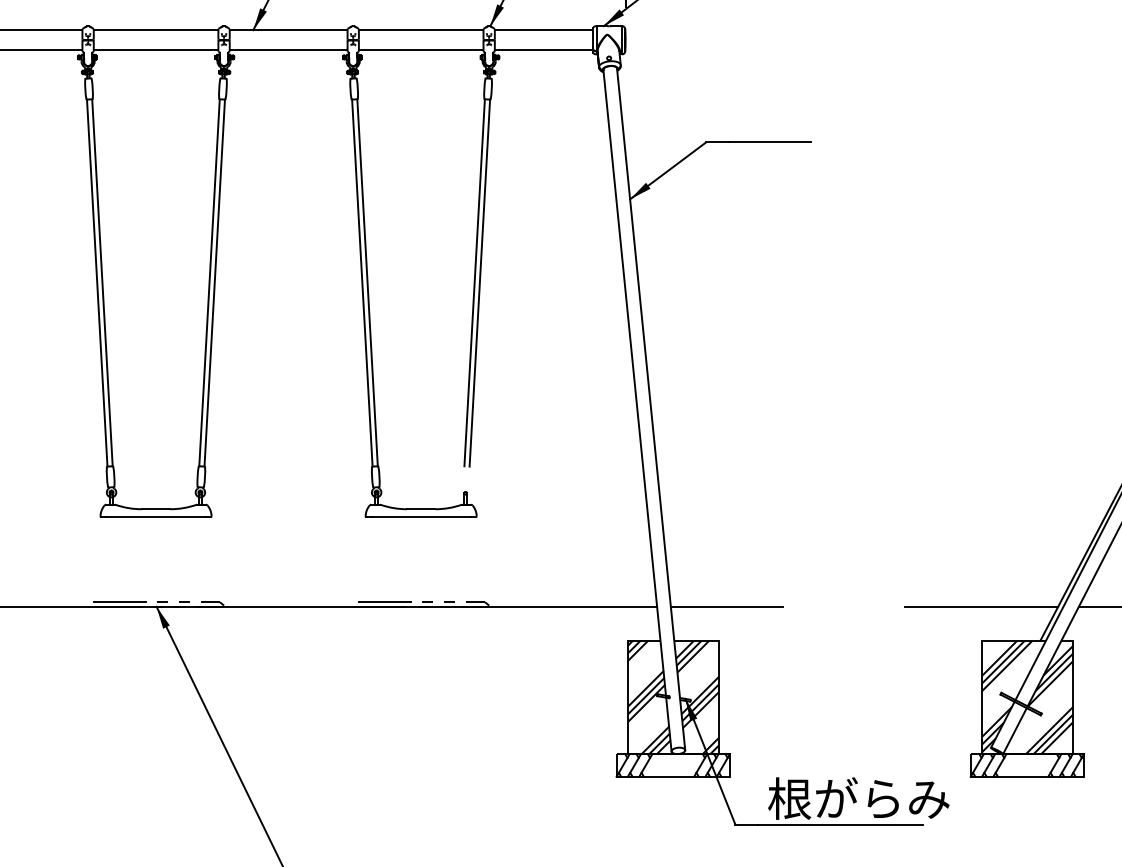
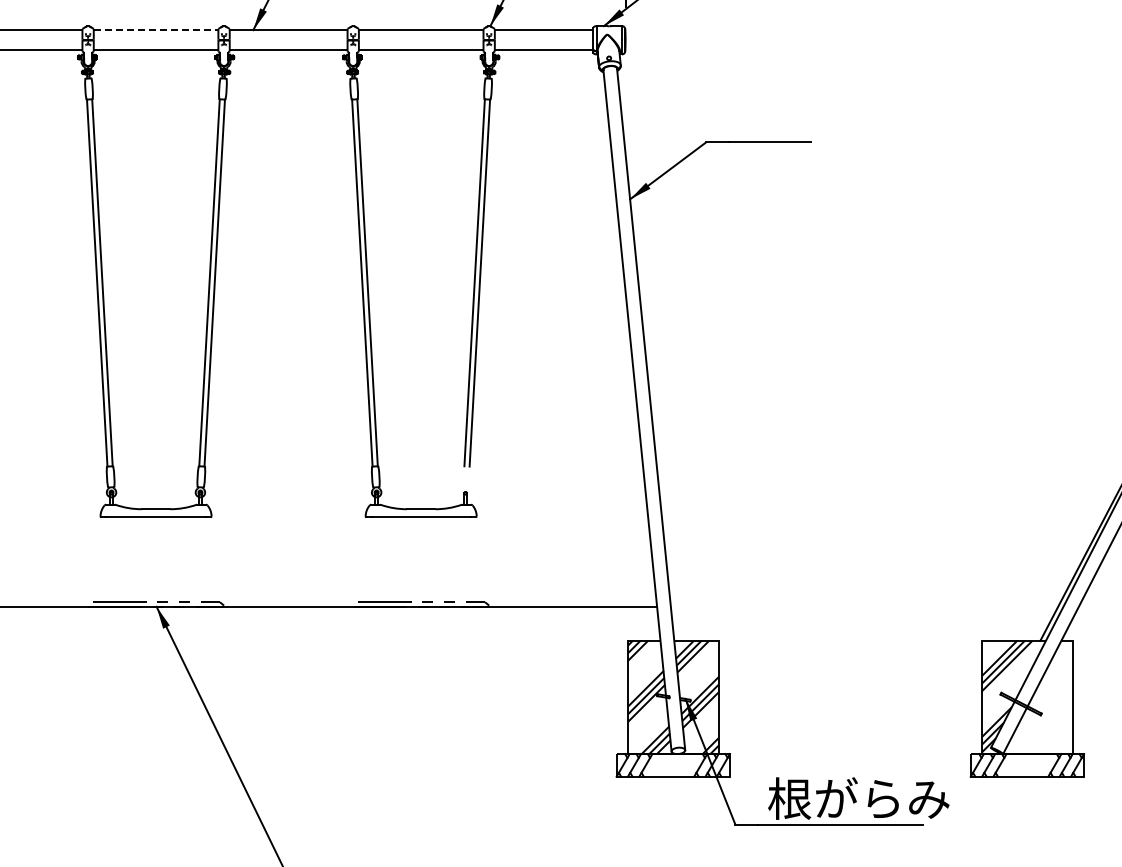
line: solid -> dashed (156, 30)
line: present -> none (726, 606)
line: present -> none (981, 606)
line: present -> none (1098, 606)
hatch: present -> none (1049, 700)
